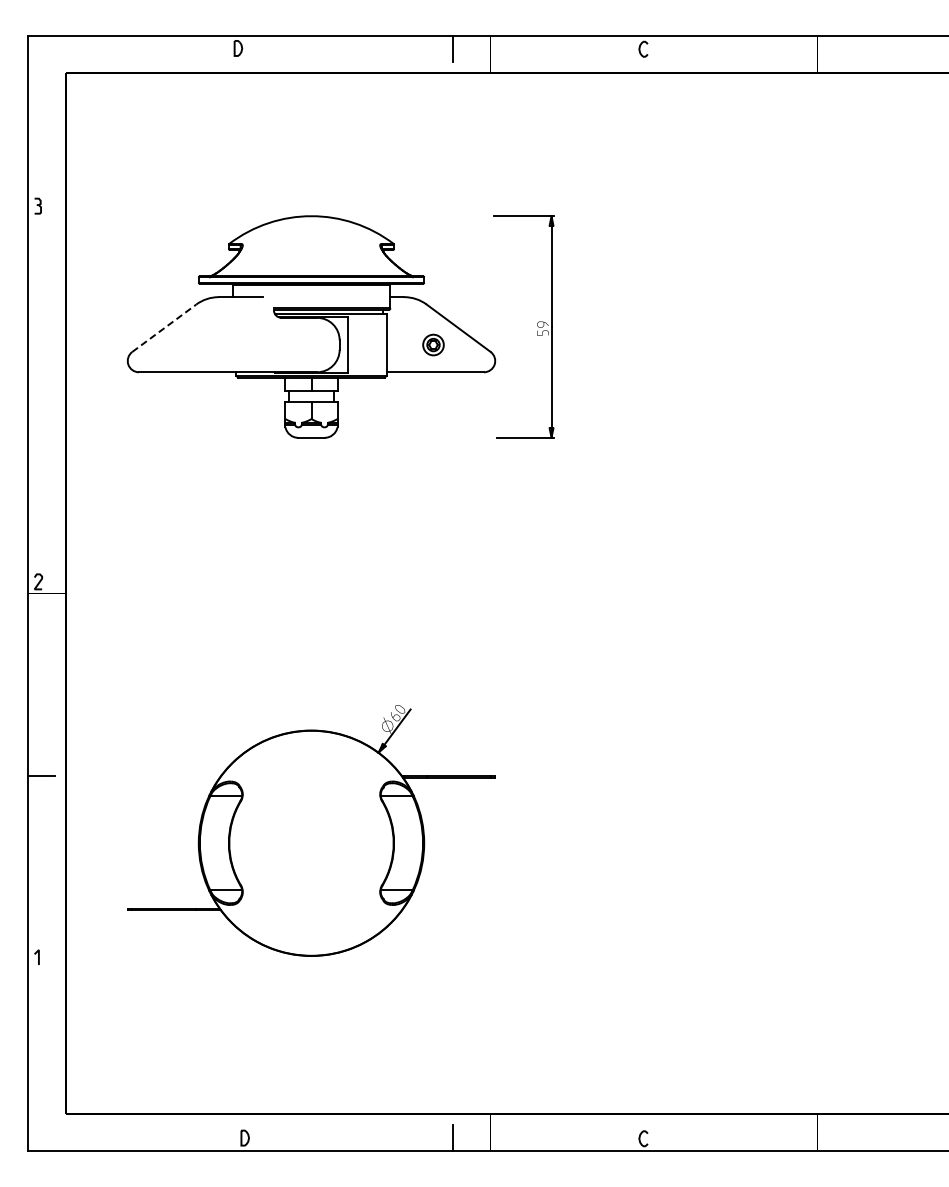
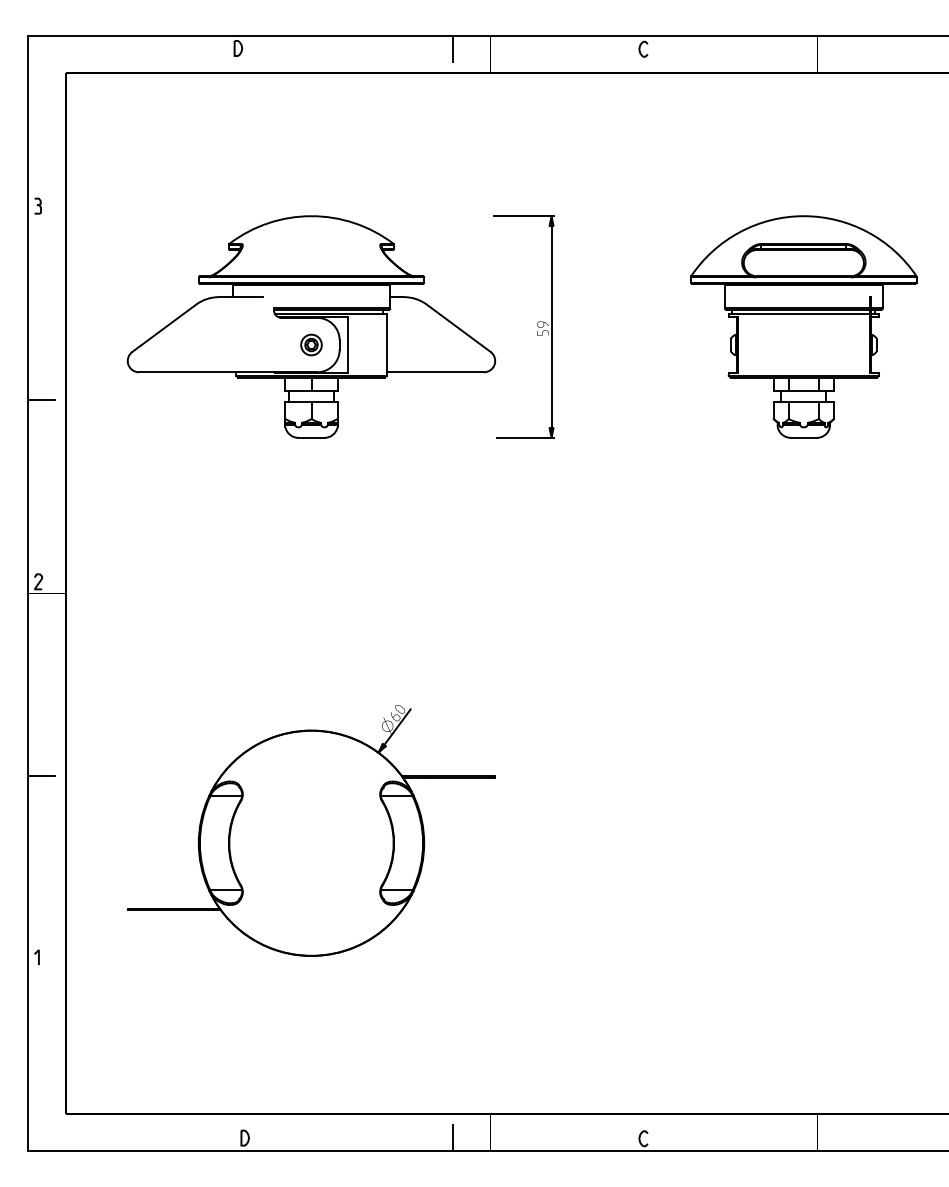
part: none -> present (803, 326)
line: dashed -> solid (164, 328)
part position: (433, 344) -> (311, 344) (311, 344)
line: none -> present (41, 400)
